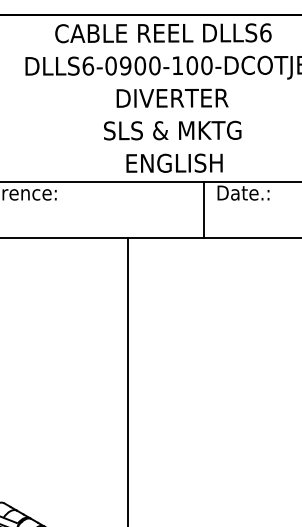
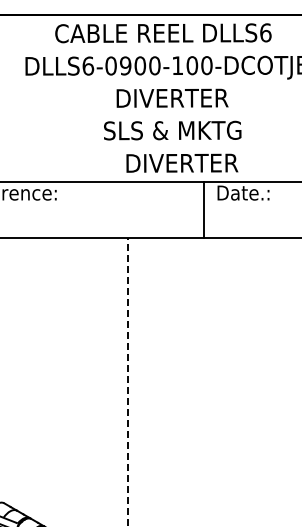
text: ENGLISH -> DIVERTER (183, 162)
line: solid -> dashed (127, 381)
